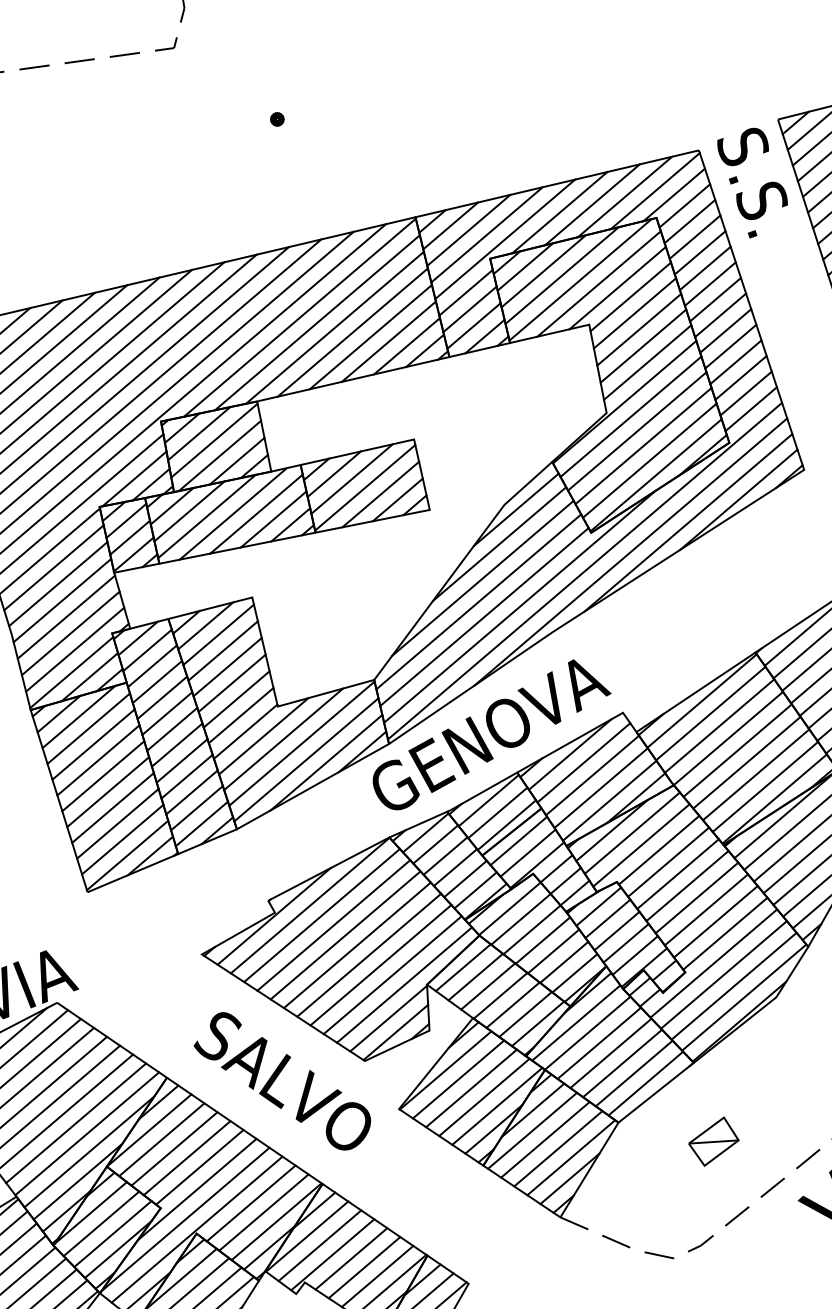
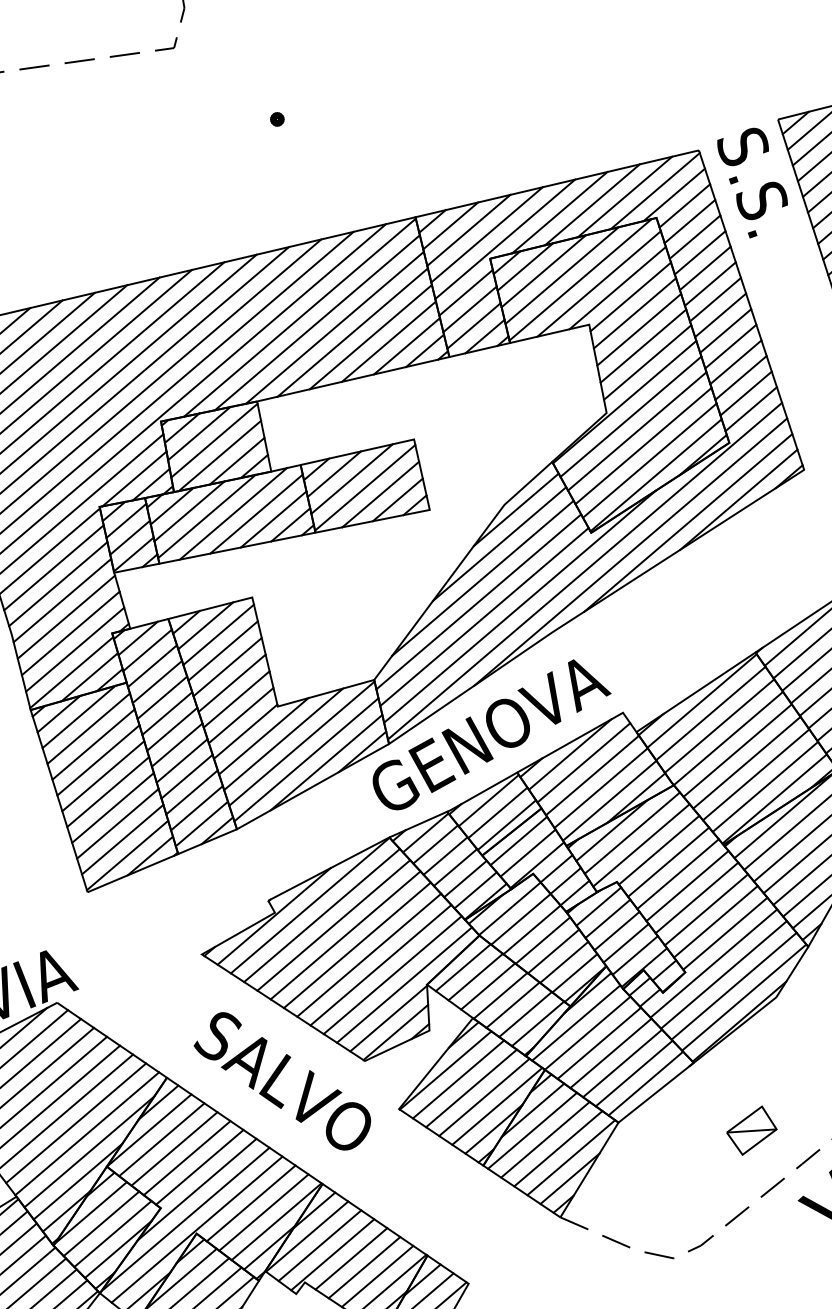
part position: (713, 1141) -> (751, 1130) (751, 1130)
